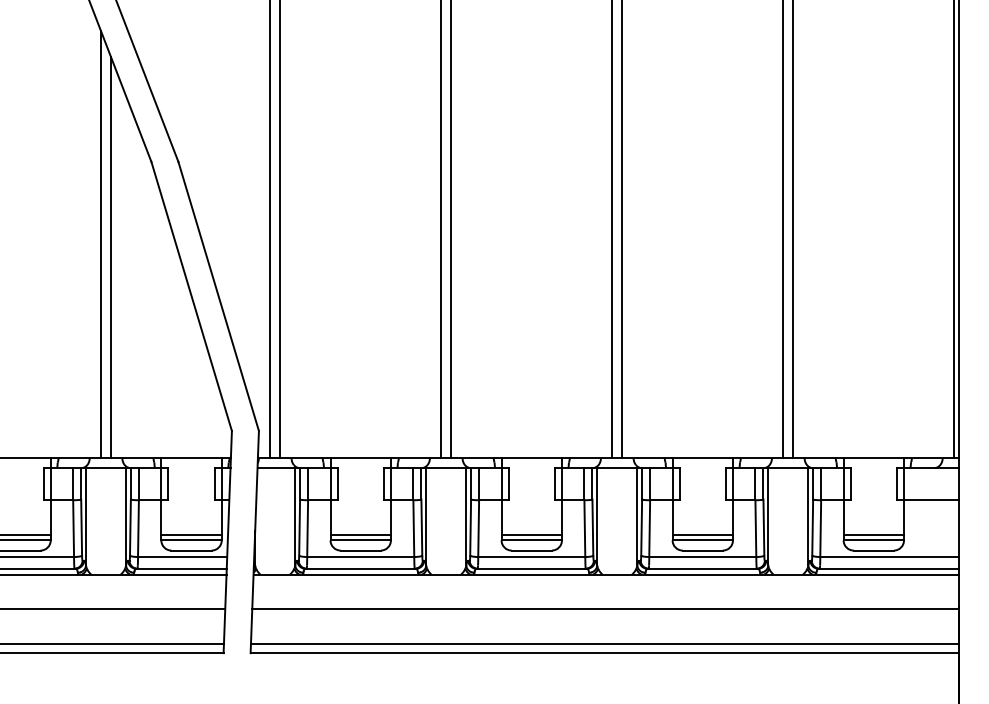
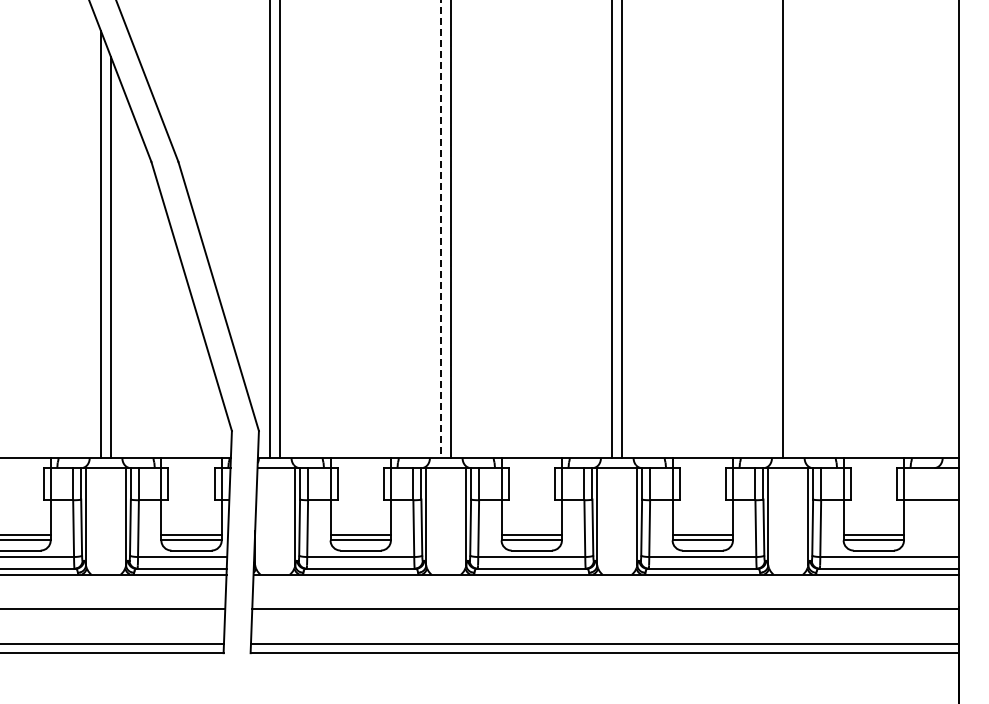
line: solid -> dashed (441, 229)
line: present -> none (793, 230)
line: present -> none (954, 230)
